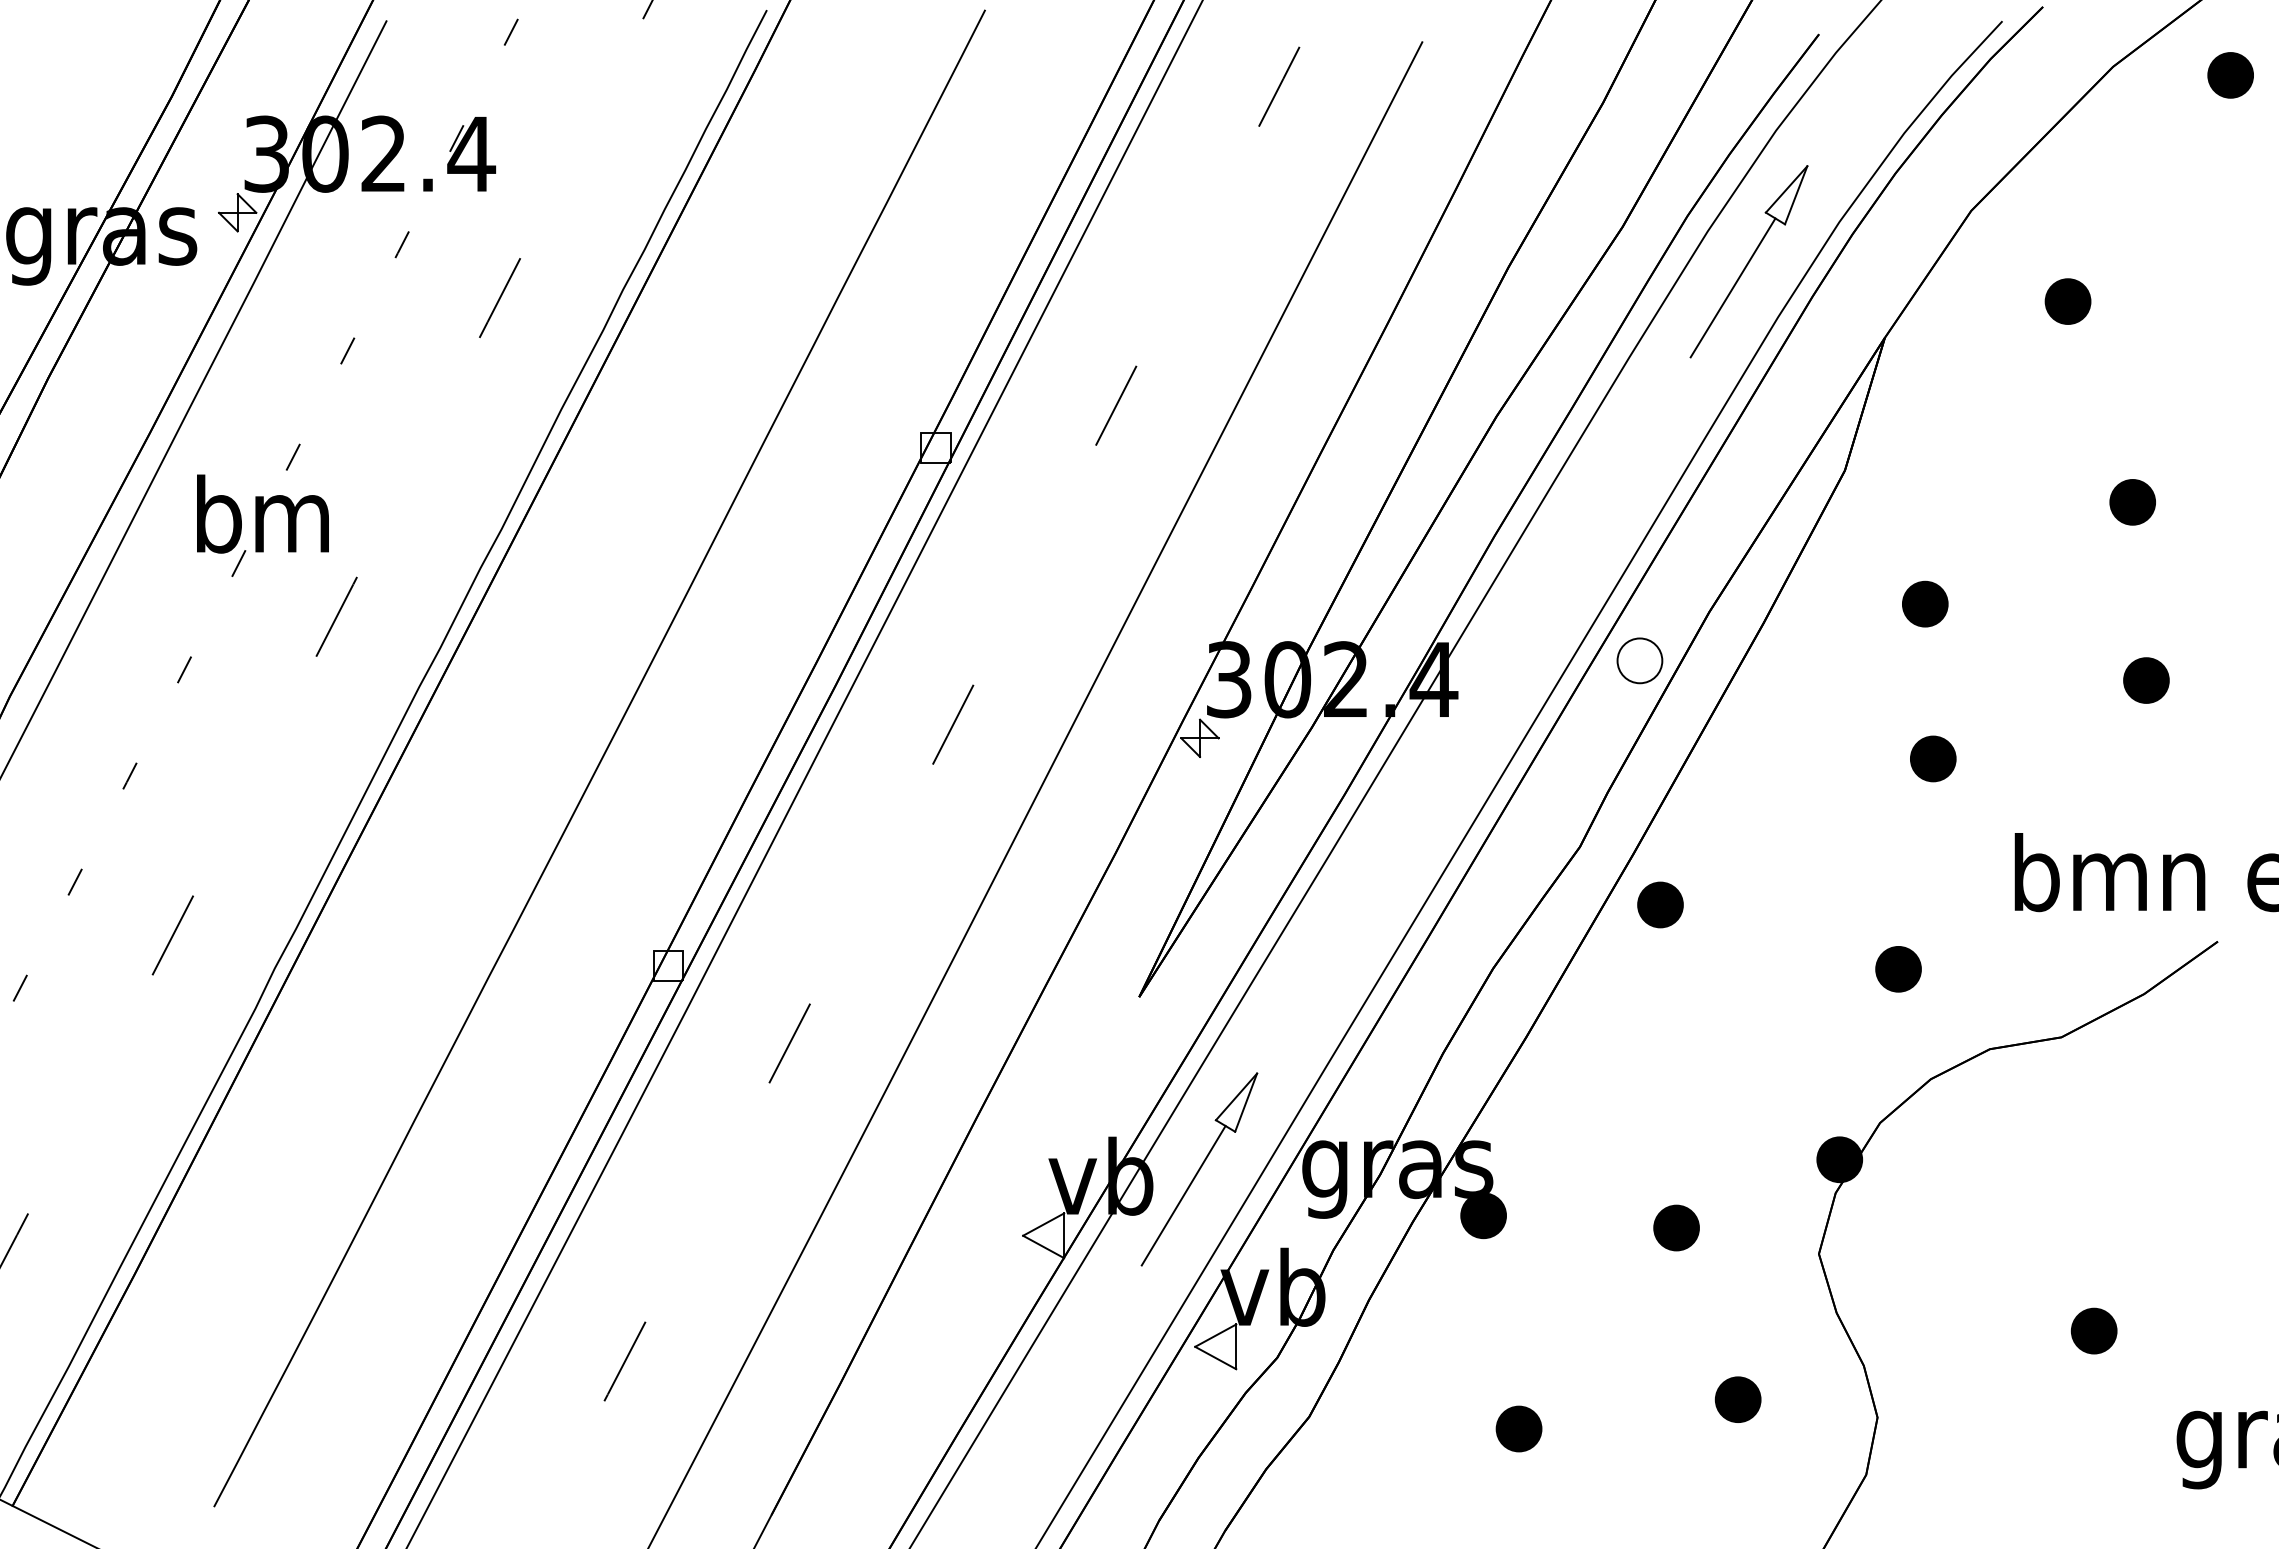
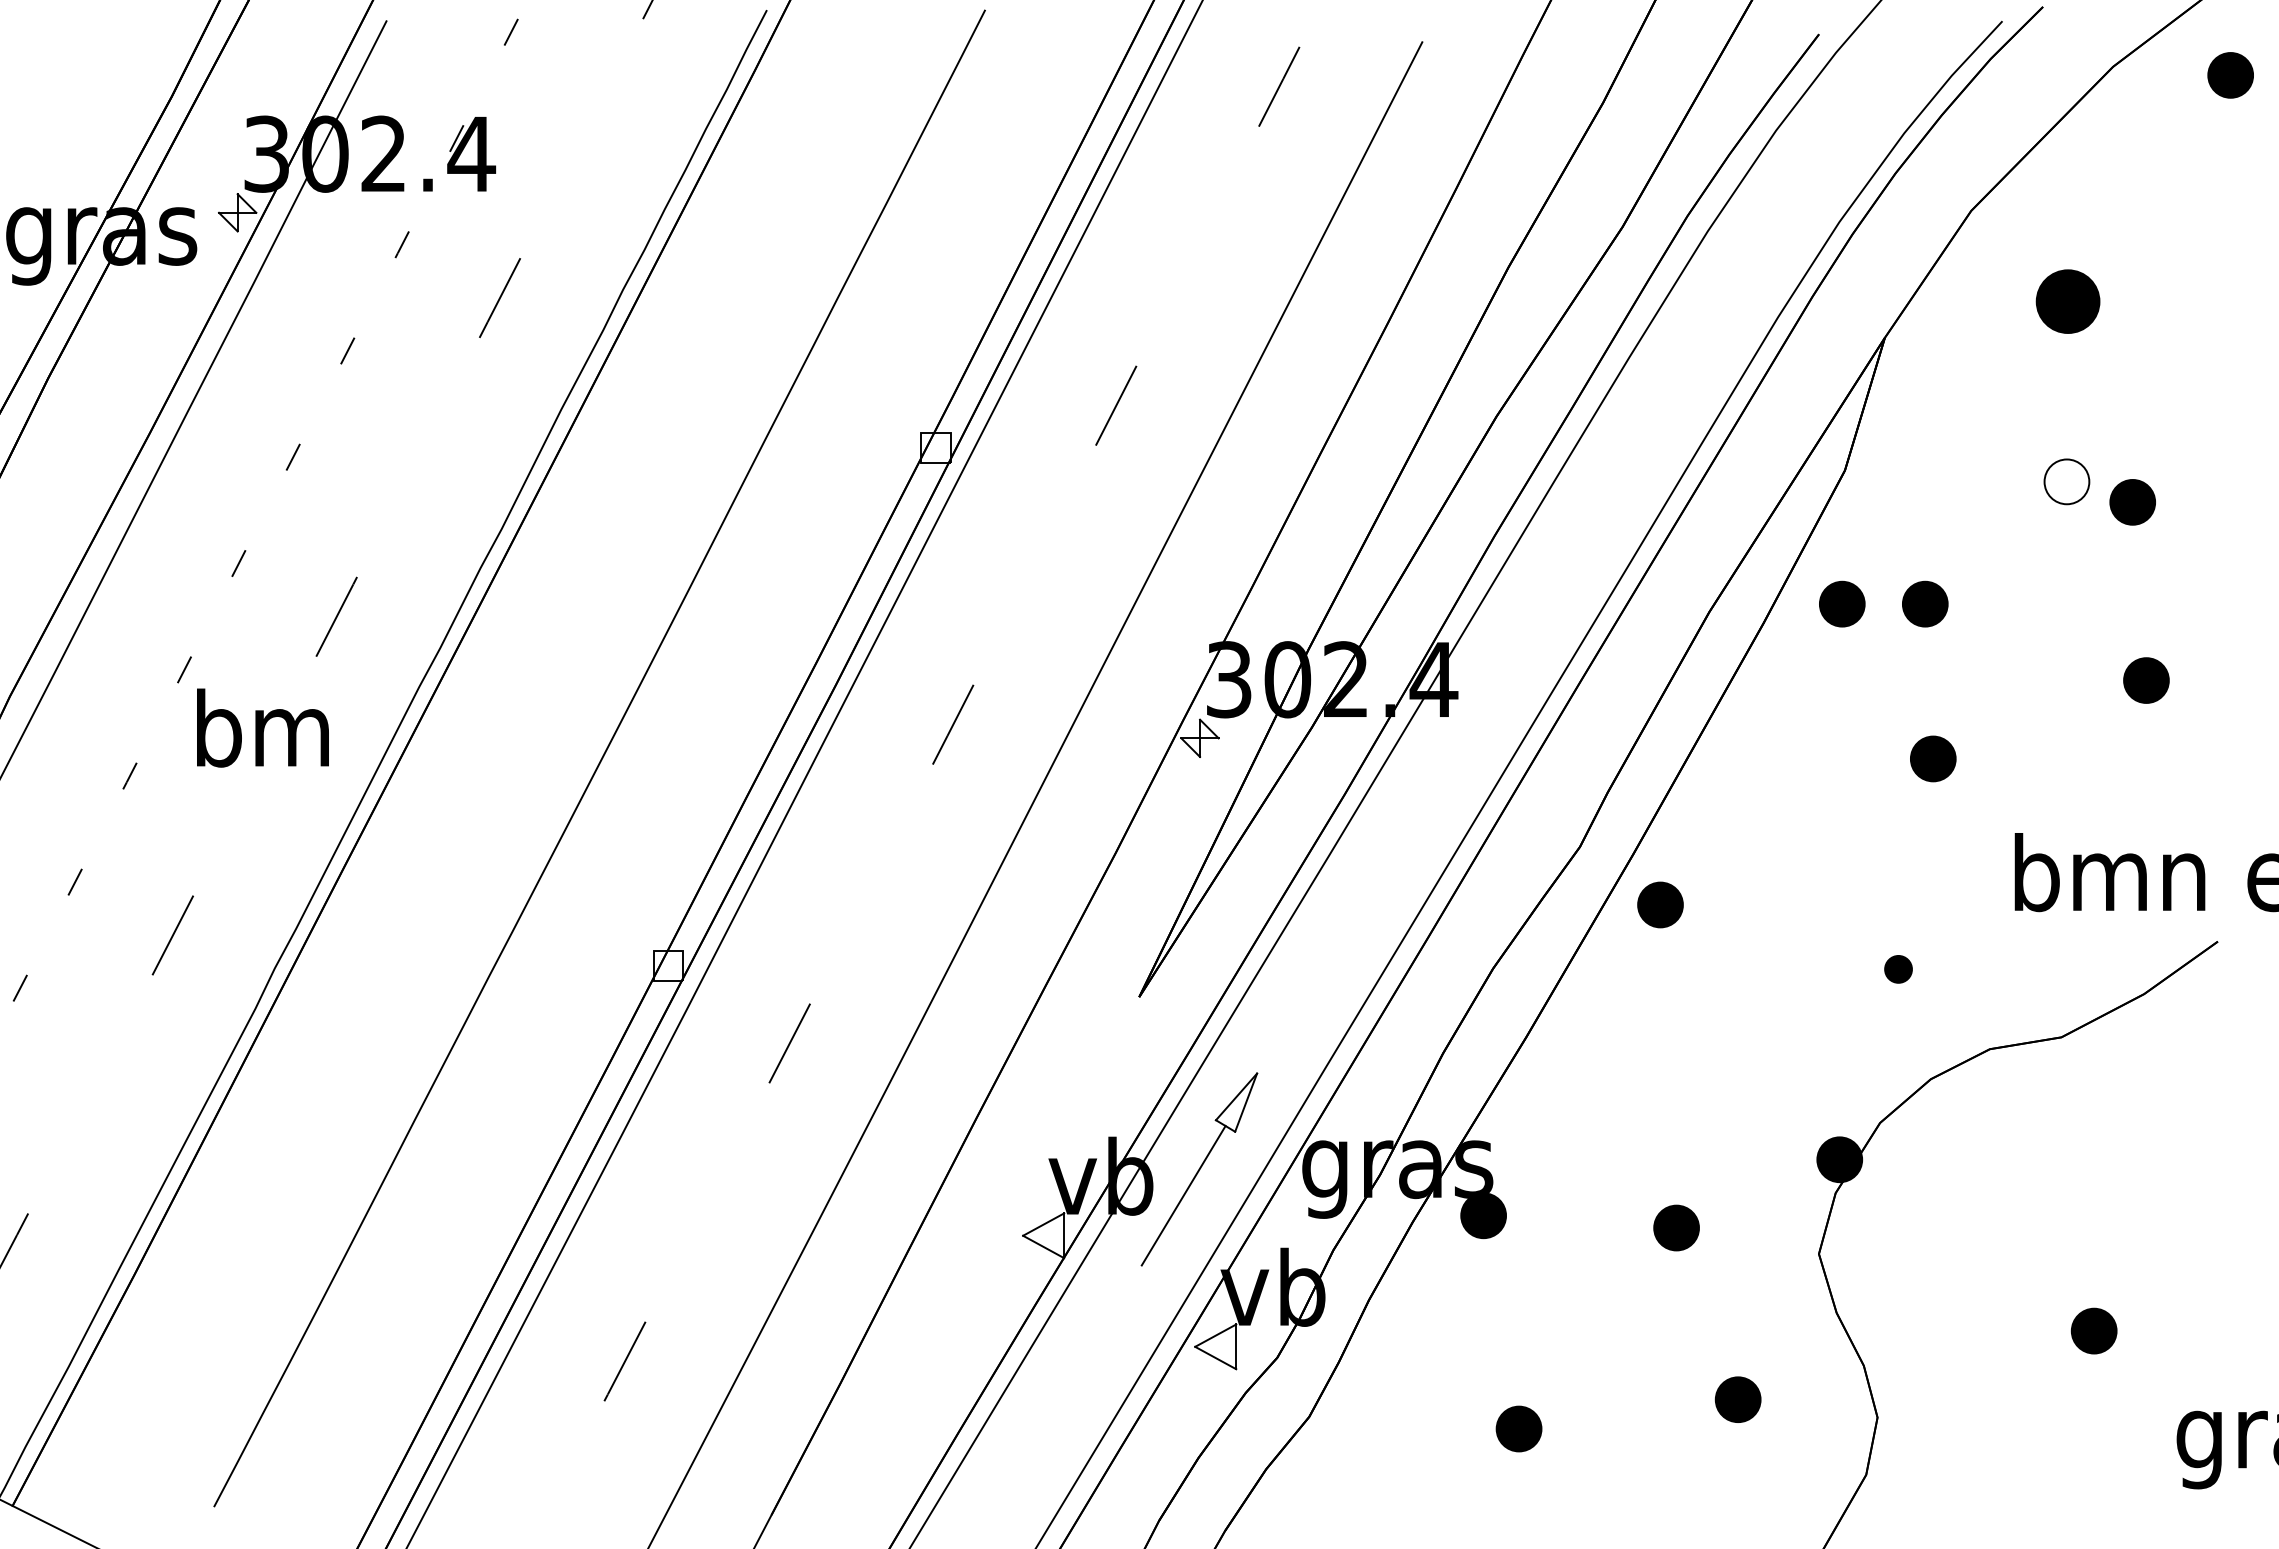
part: present -> none (1748, 261)
part size: 48x47 px -> 66x65 px (2067, 301)
text position: (262, 513) -> (262, 727) (262, 727)
part: none -> present (1842, 603)
part position: (1639, 660) -> (2066, 481) (2066, 481)
part size: 47x47 px -> 29x29 px (1898, 969)
